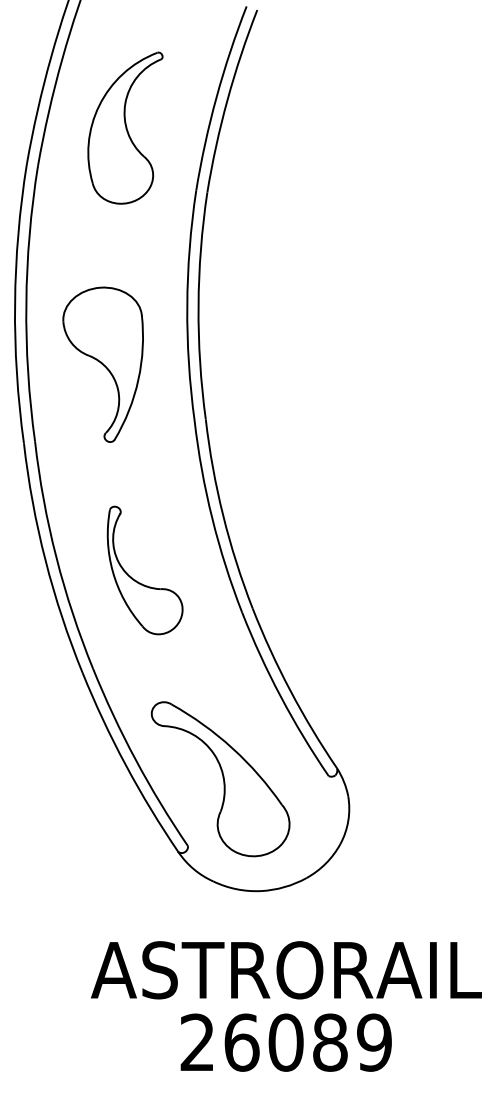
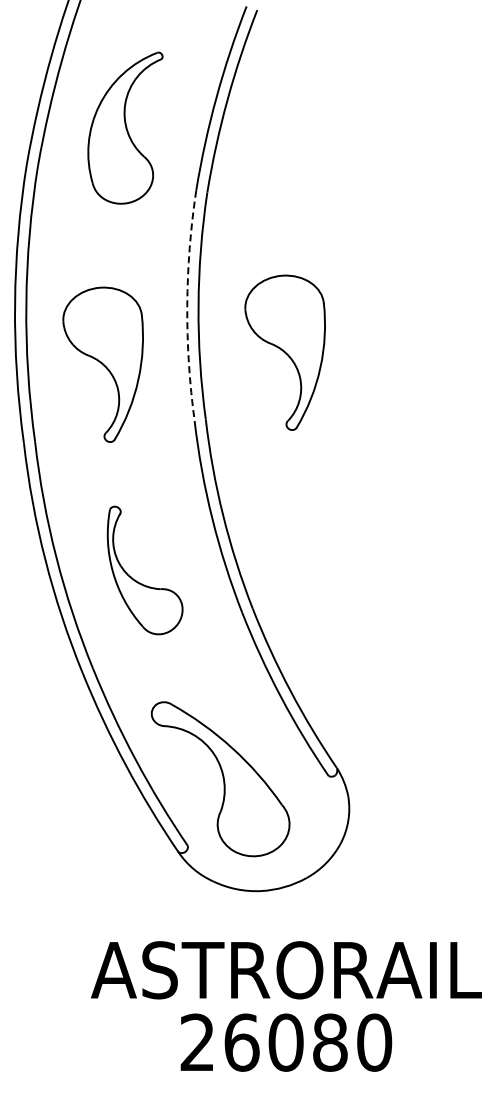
arc: solid -> dashed (187, 305)
part: none -> present (284, 352)
text: 26089 -> 26080 (374, 1042)
